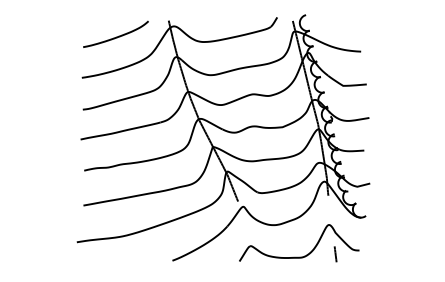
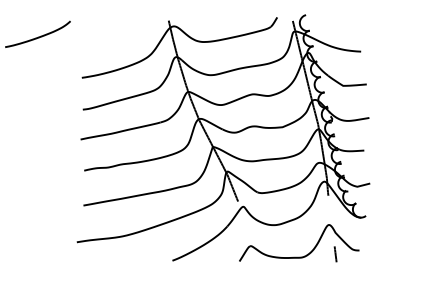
curve position: (116, 36) -> (38, 36) (38, 36)
